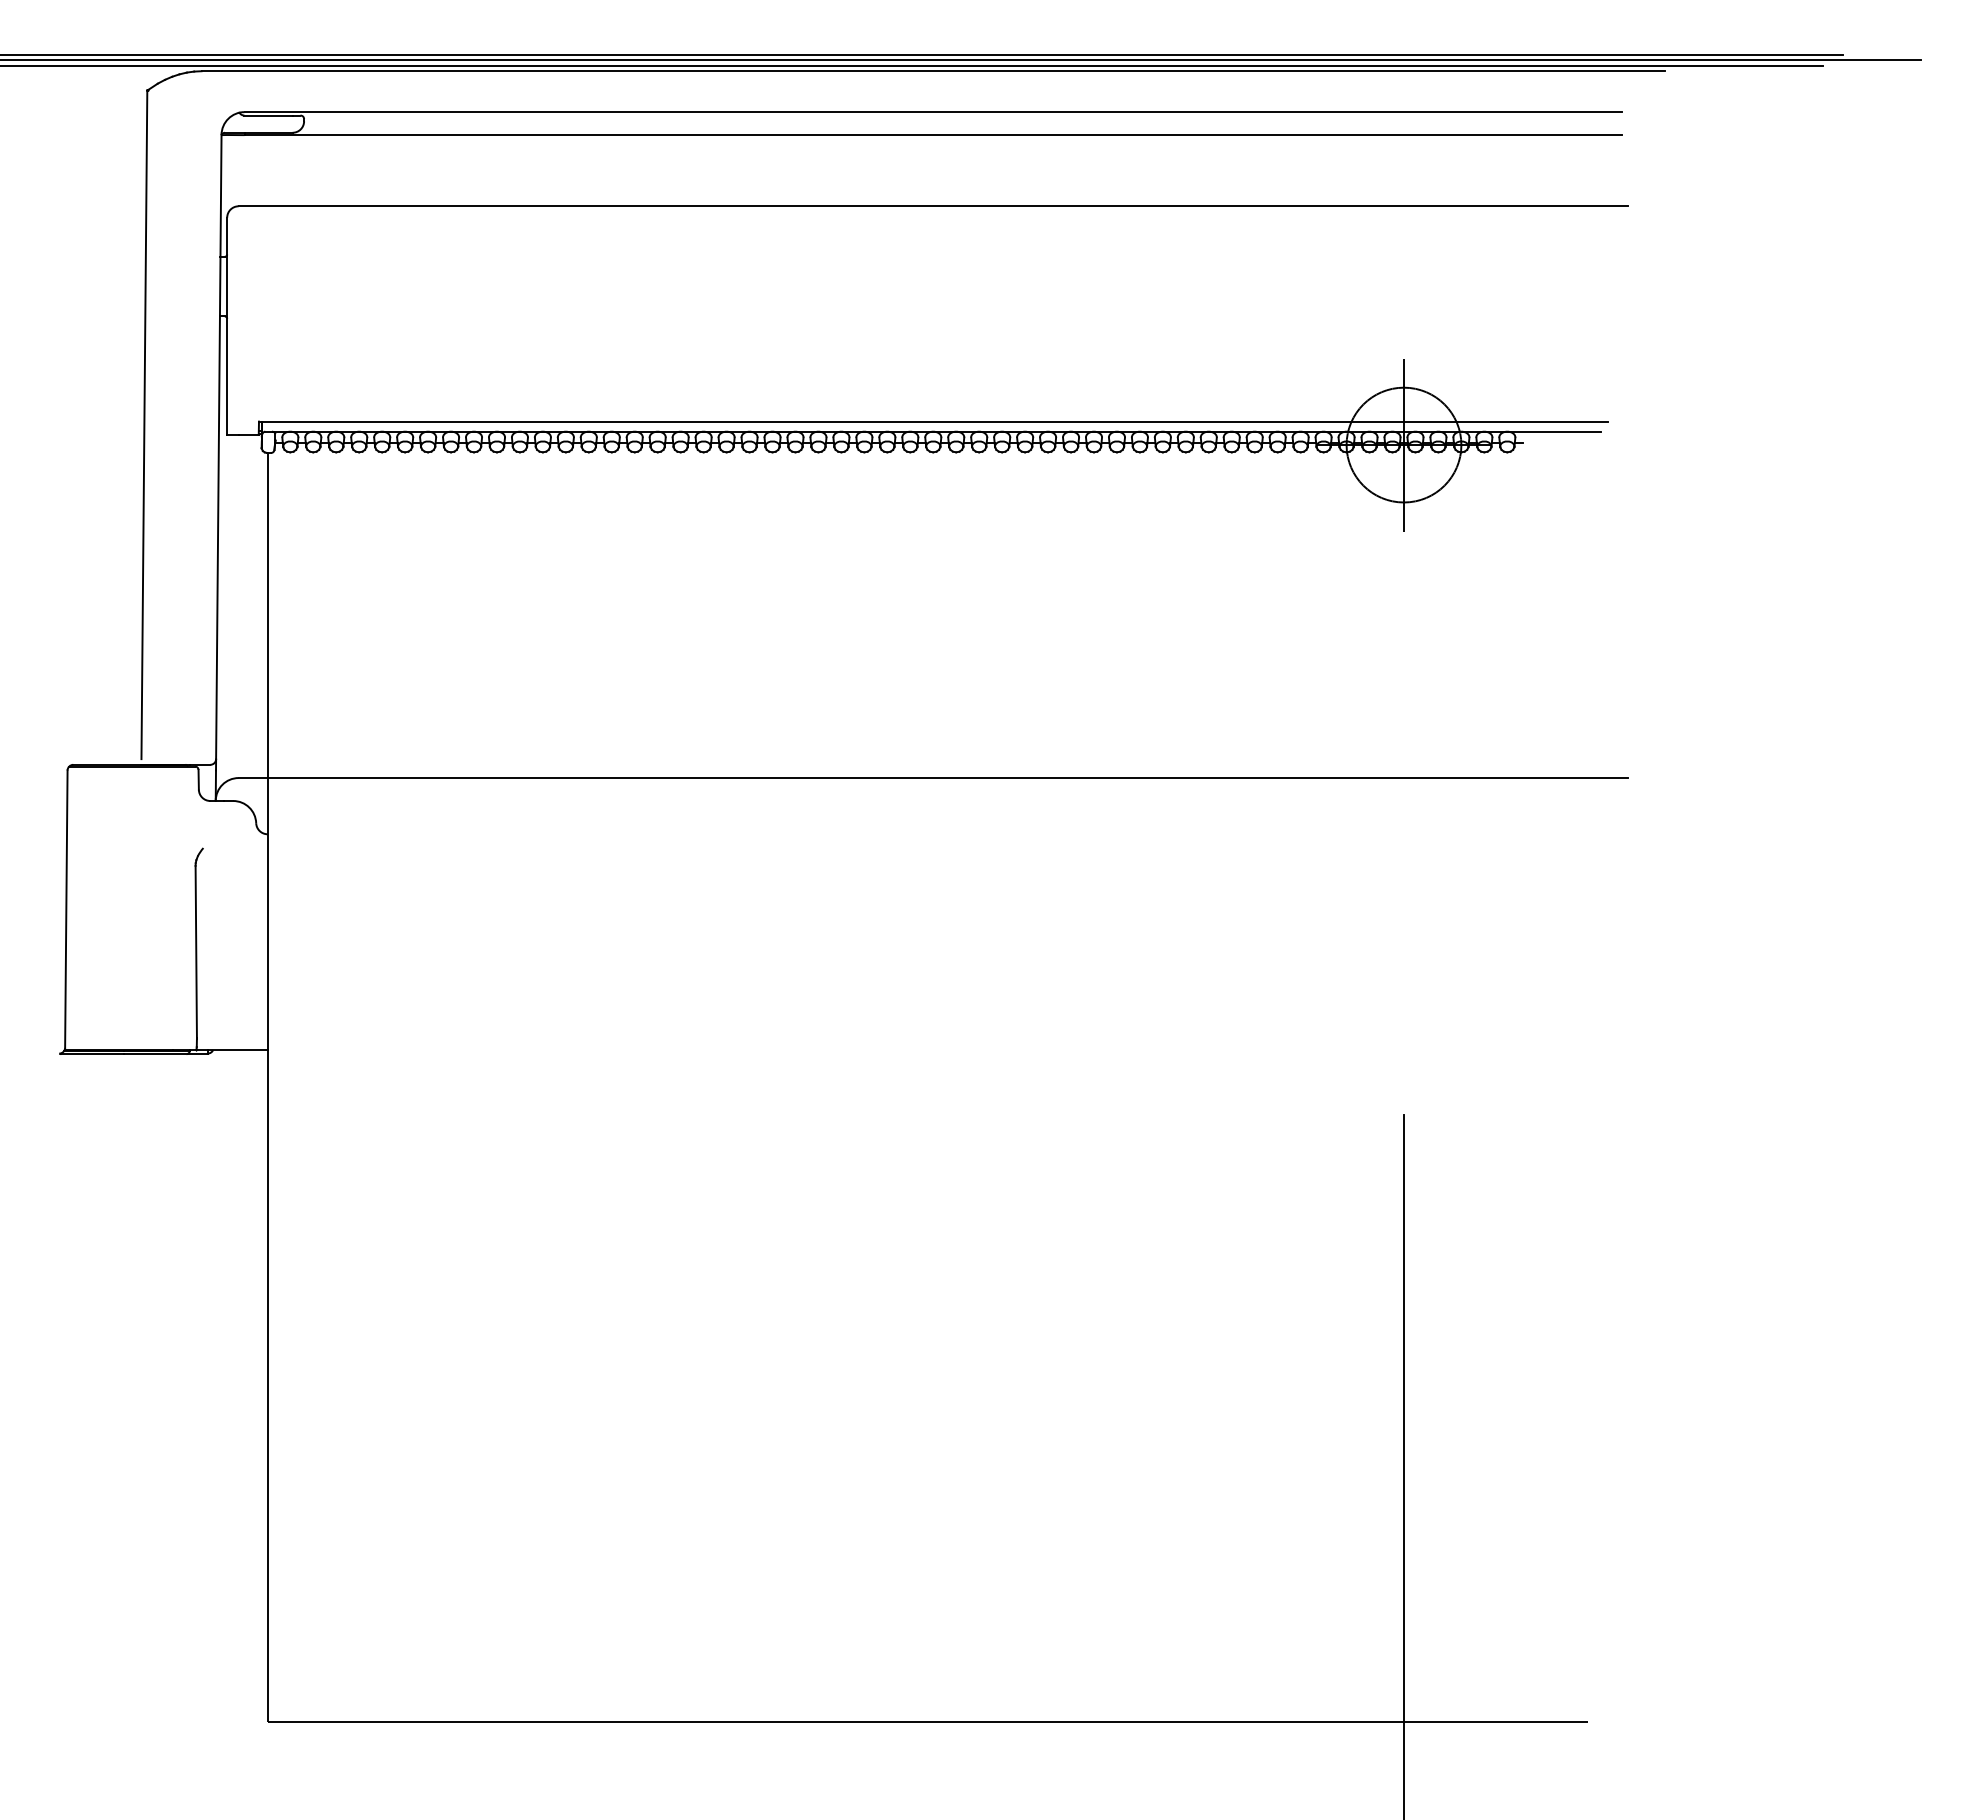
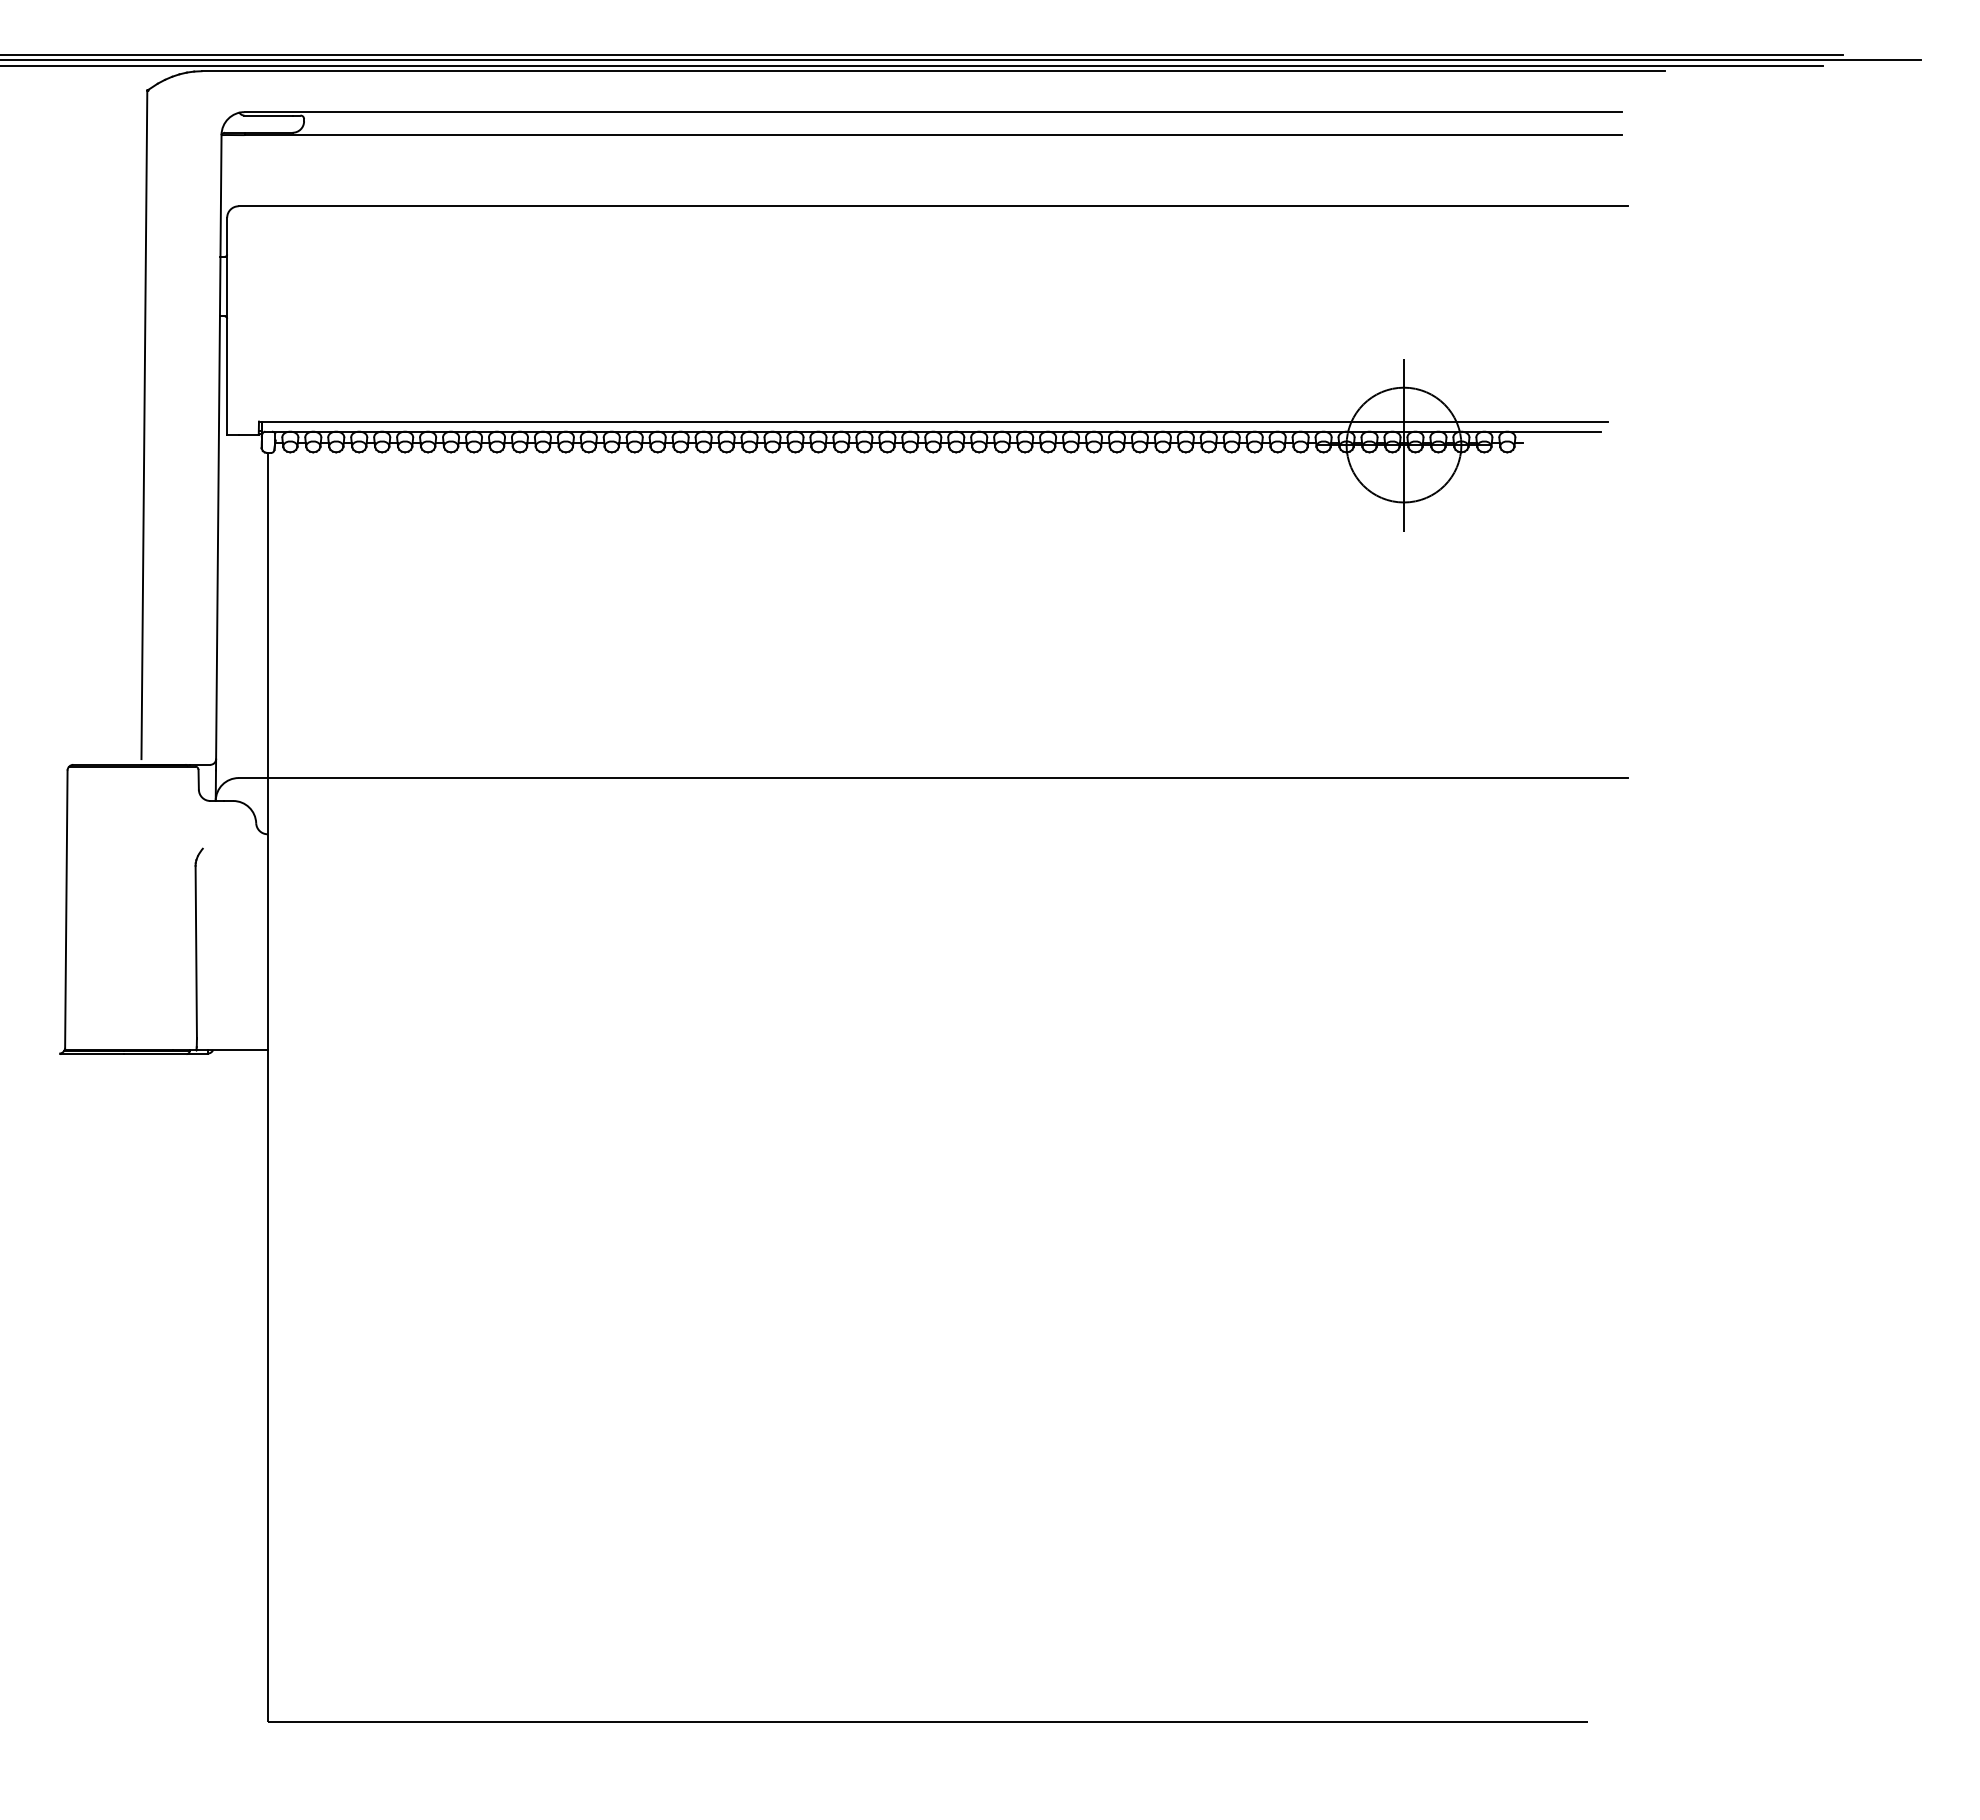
line: present -> none (1404, 1465)
